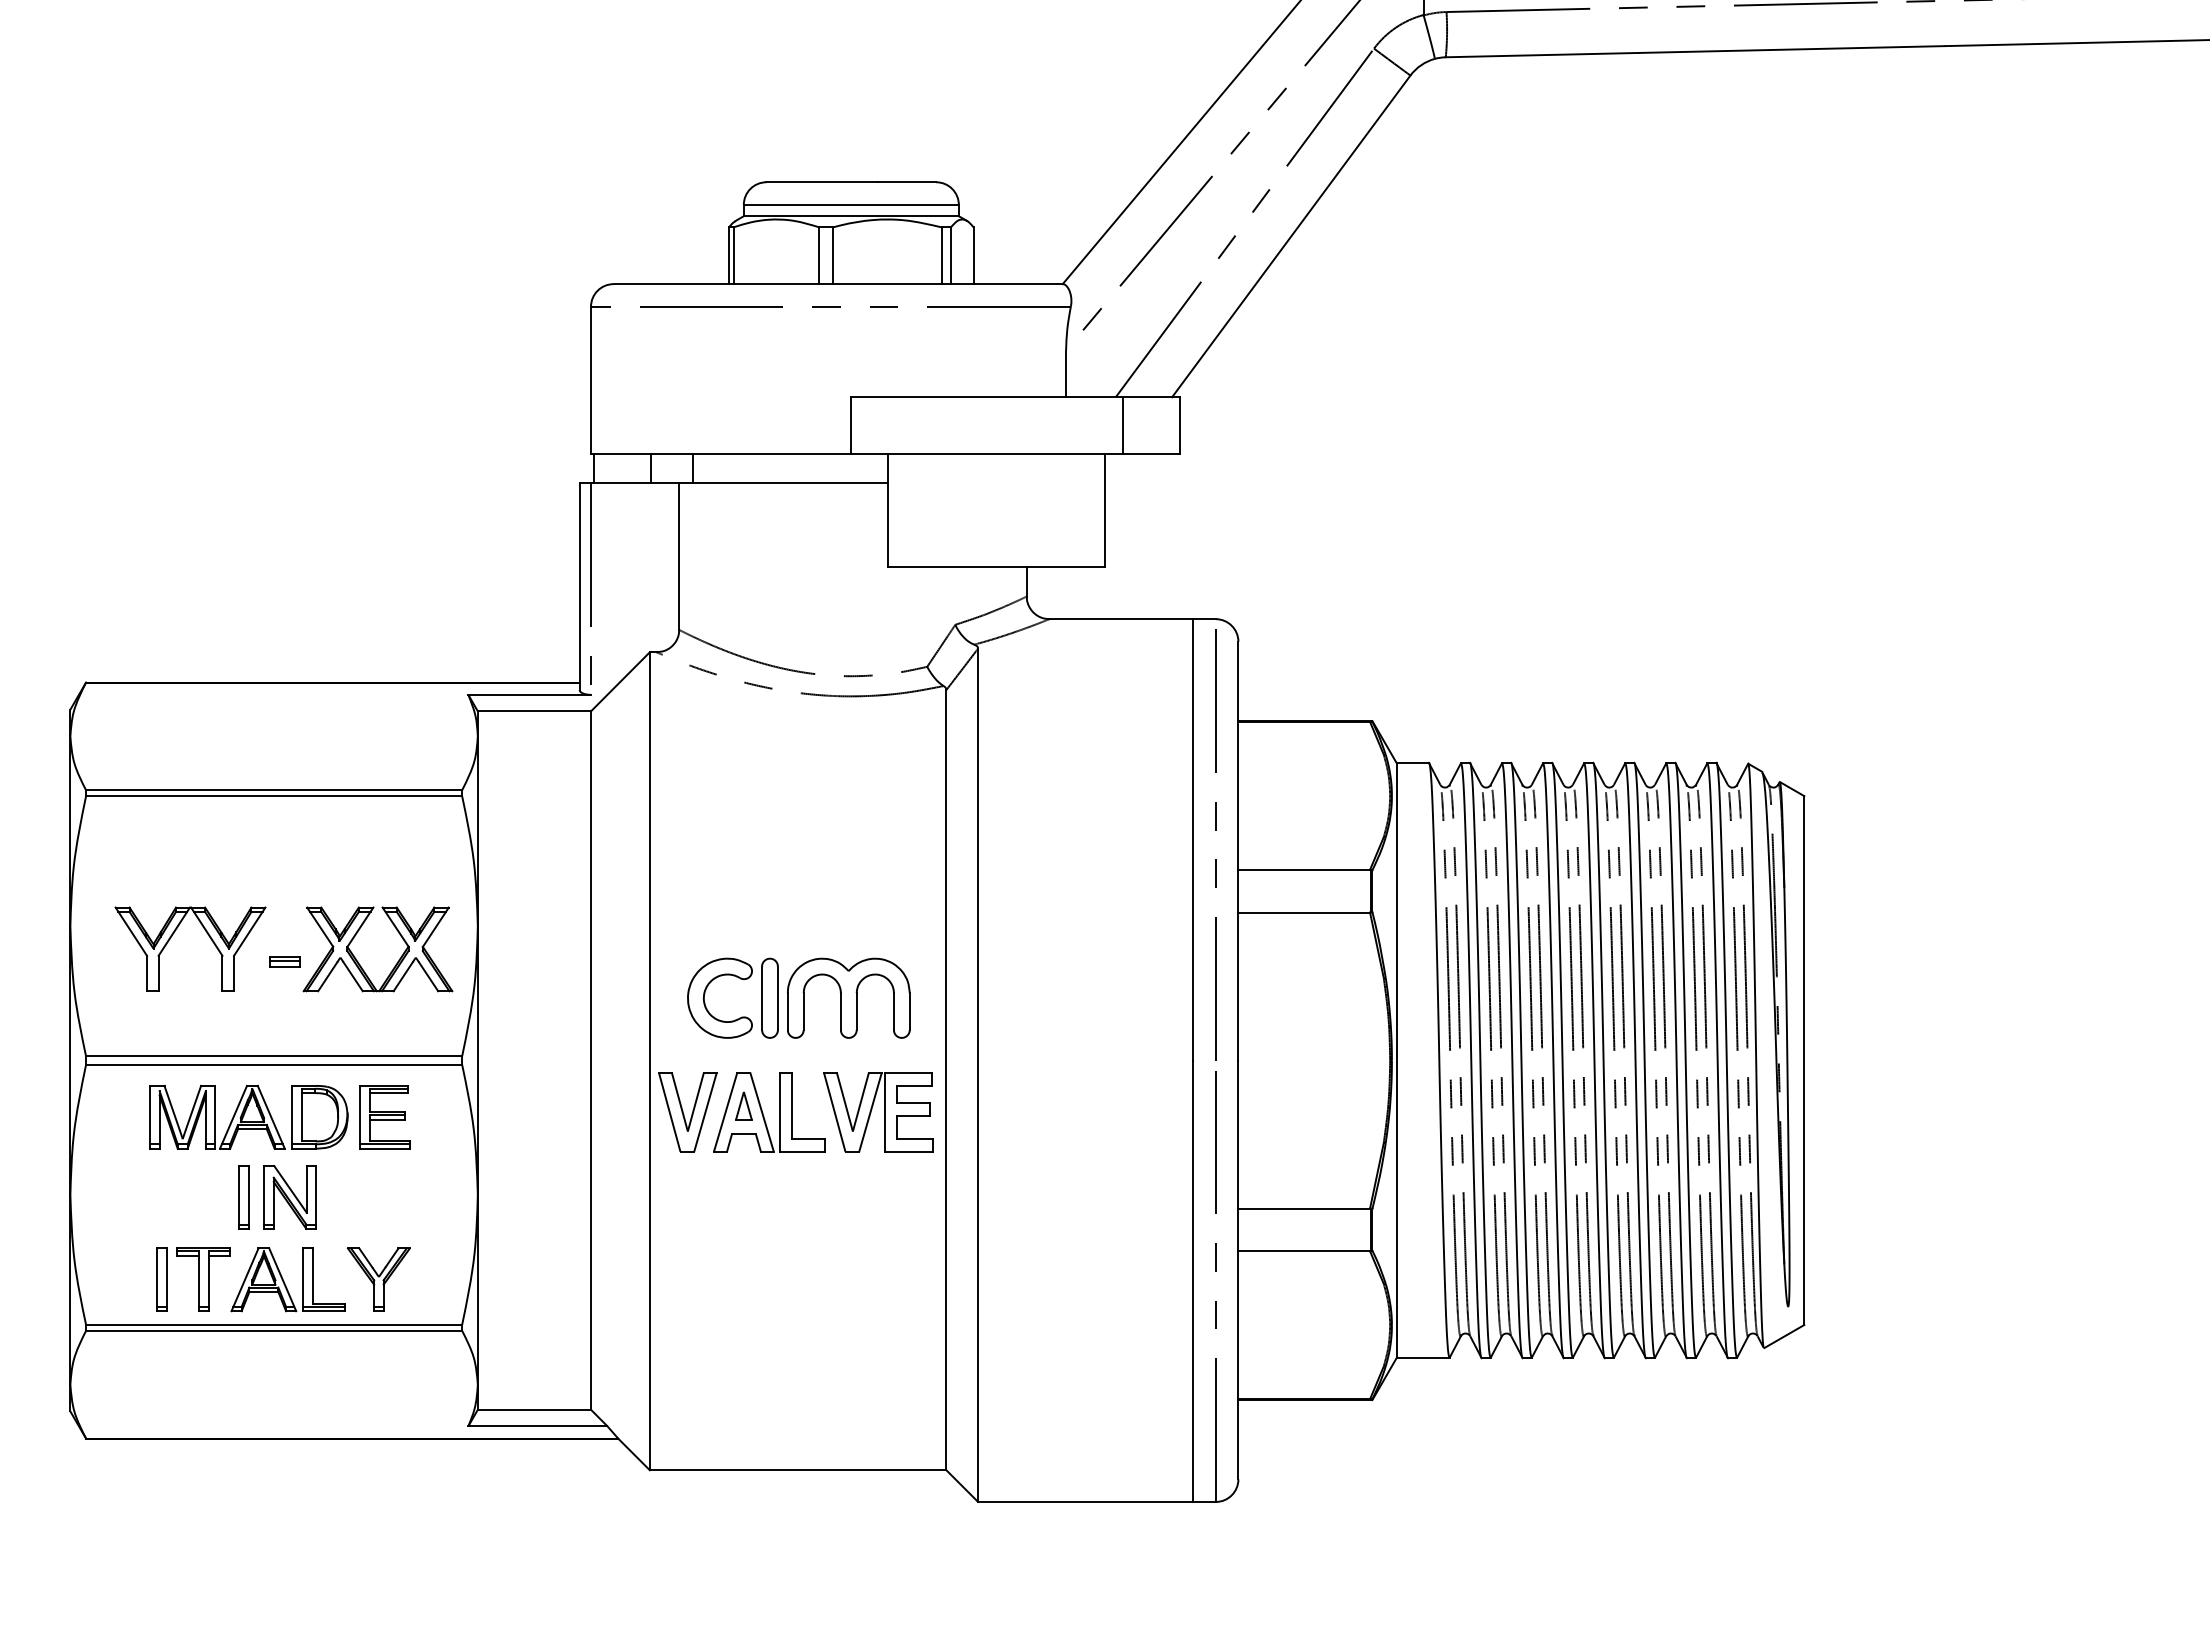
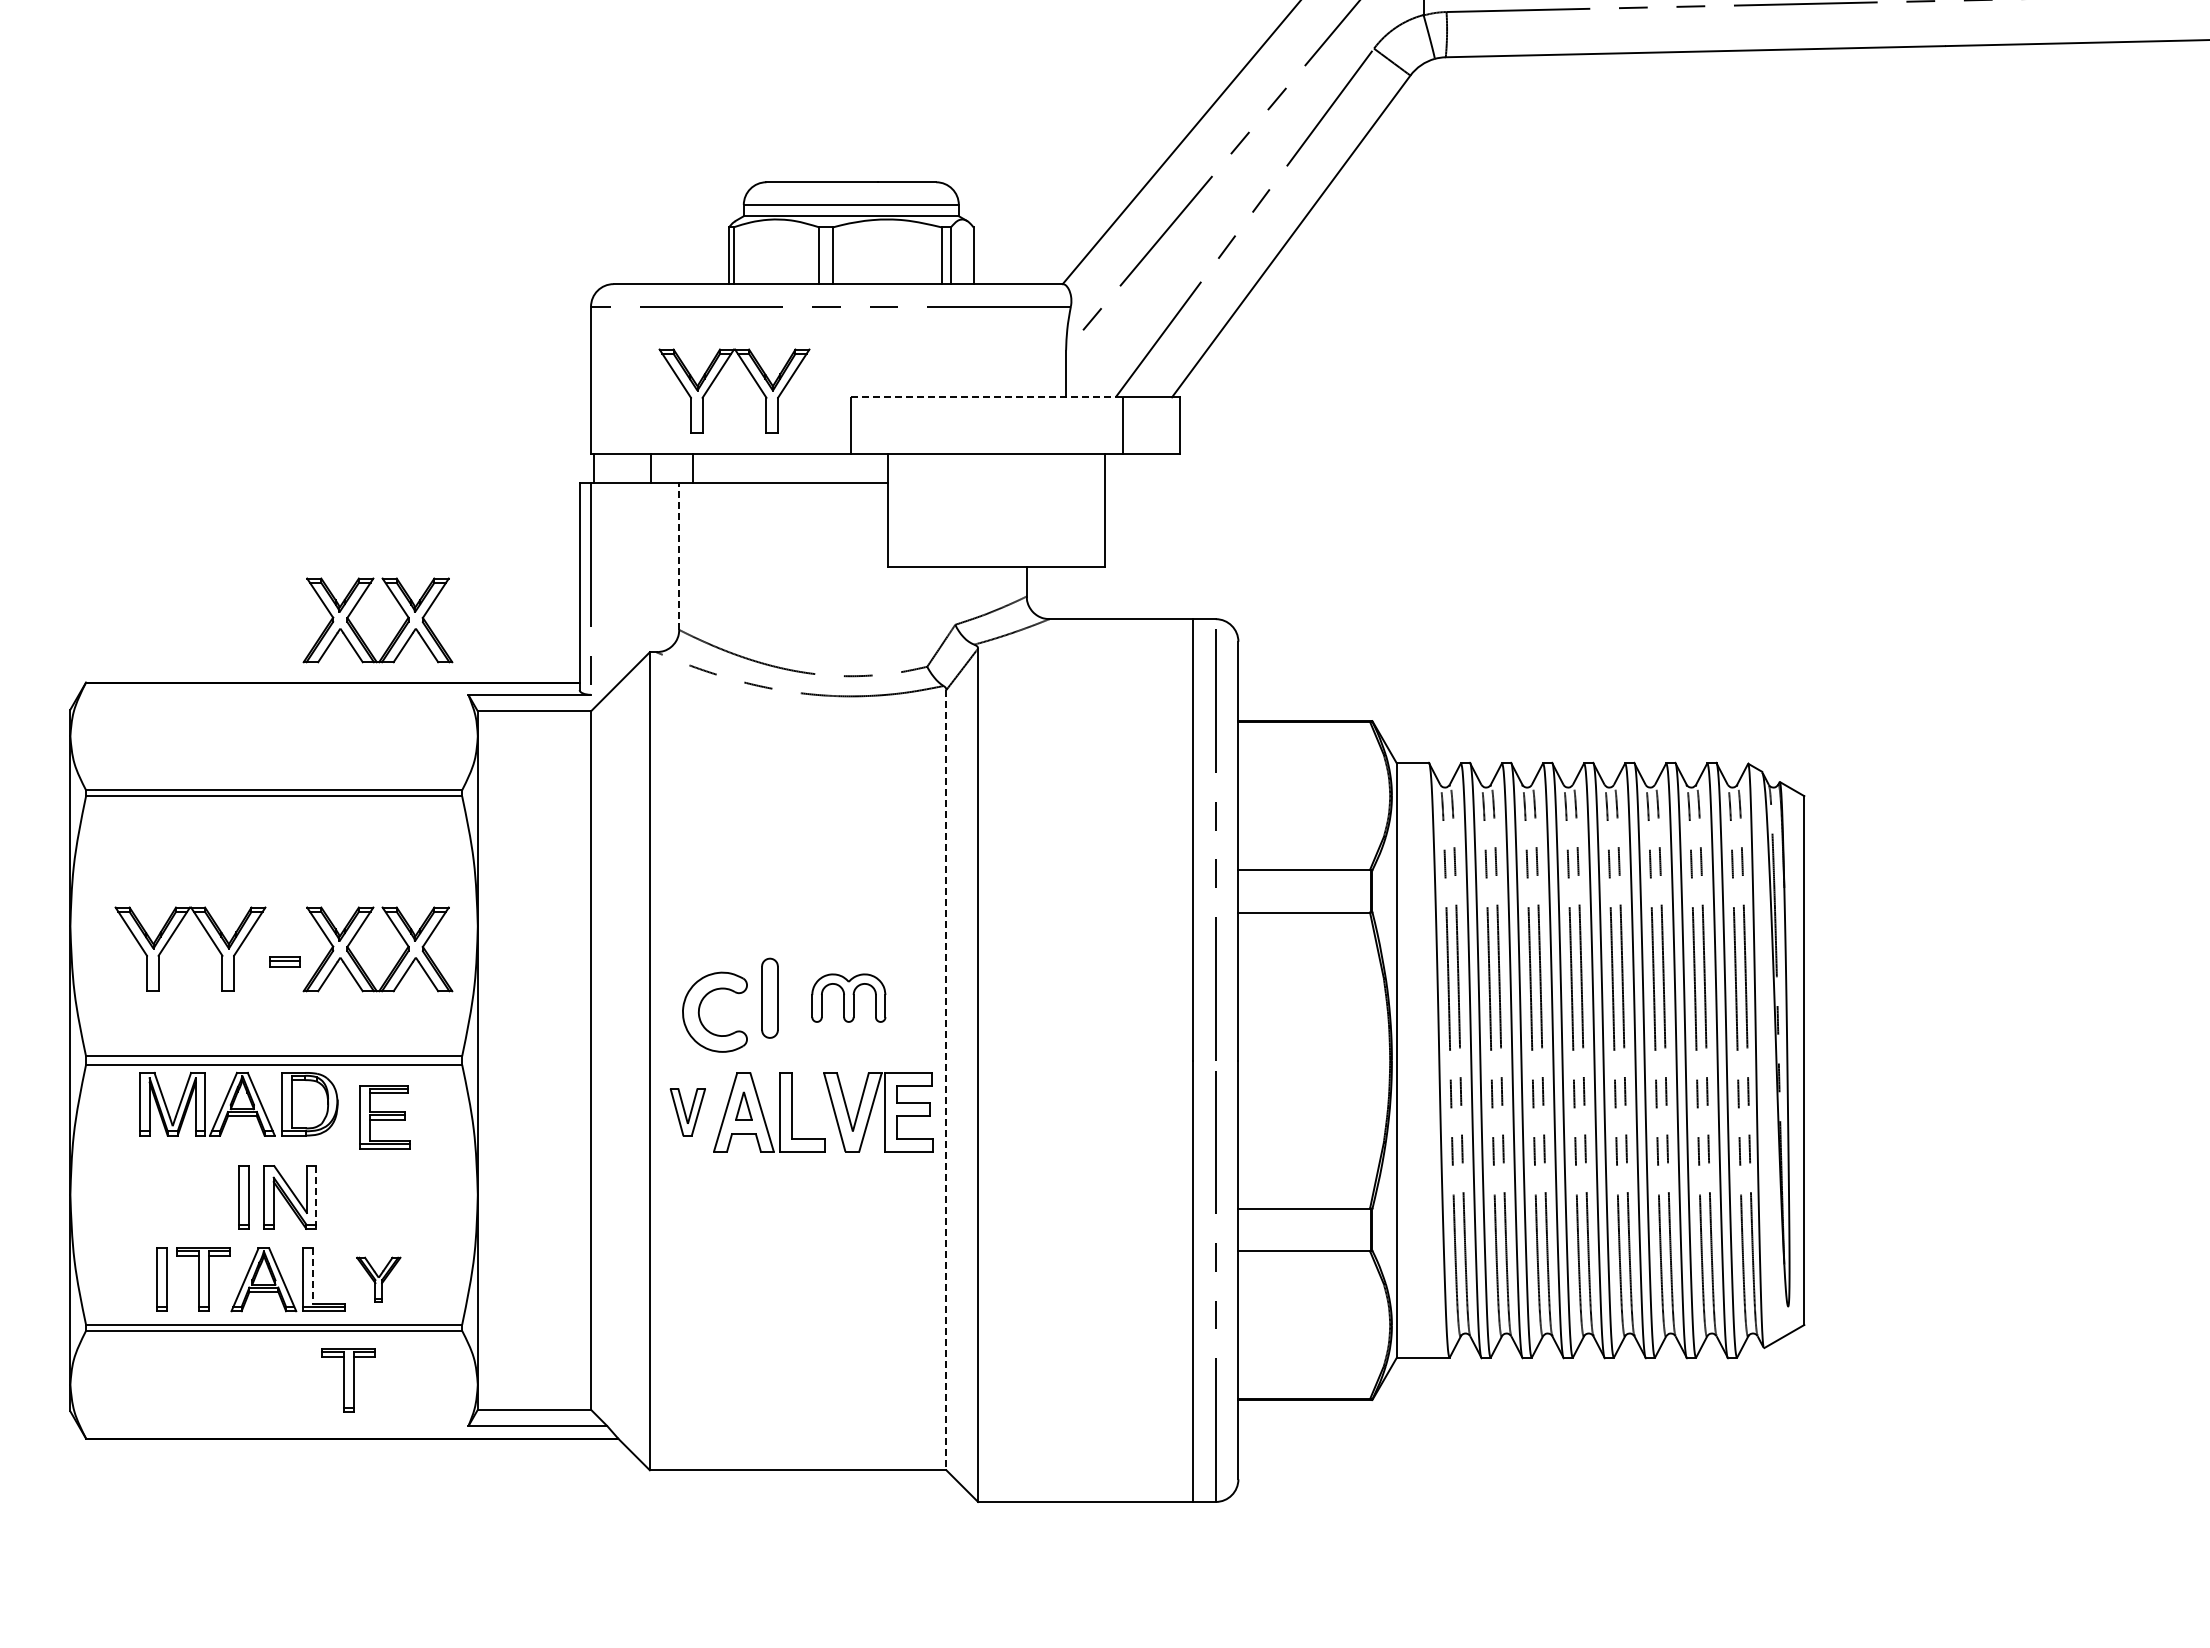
part: none -> present (716, 378)
line: solid -> dashed (987, 397)
line: solid -> dashed (679, 556)
part: none -> present (358, 632)
part position: (705, 993) -> (700, 1007) (700, 1007)
part size: 124x82 px -> 76x50 px (848, 997)
line: solid -> dashed (946, 1080)
part size: 60x81 px -> 37x49 px (687, 1112)
part position: (248, 1116) -> (238, 1103) (238, 1103)
line: solid -> dashed (316, 1198)
line: solid -> dashed (313, 1276)
part size: 65x65 px -> 46x47 px (378, 1279)
part: none -> present (348, 1380)
